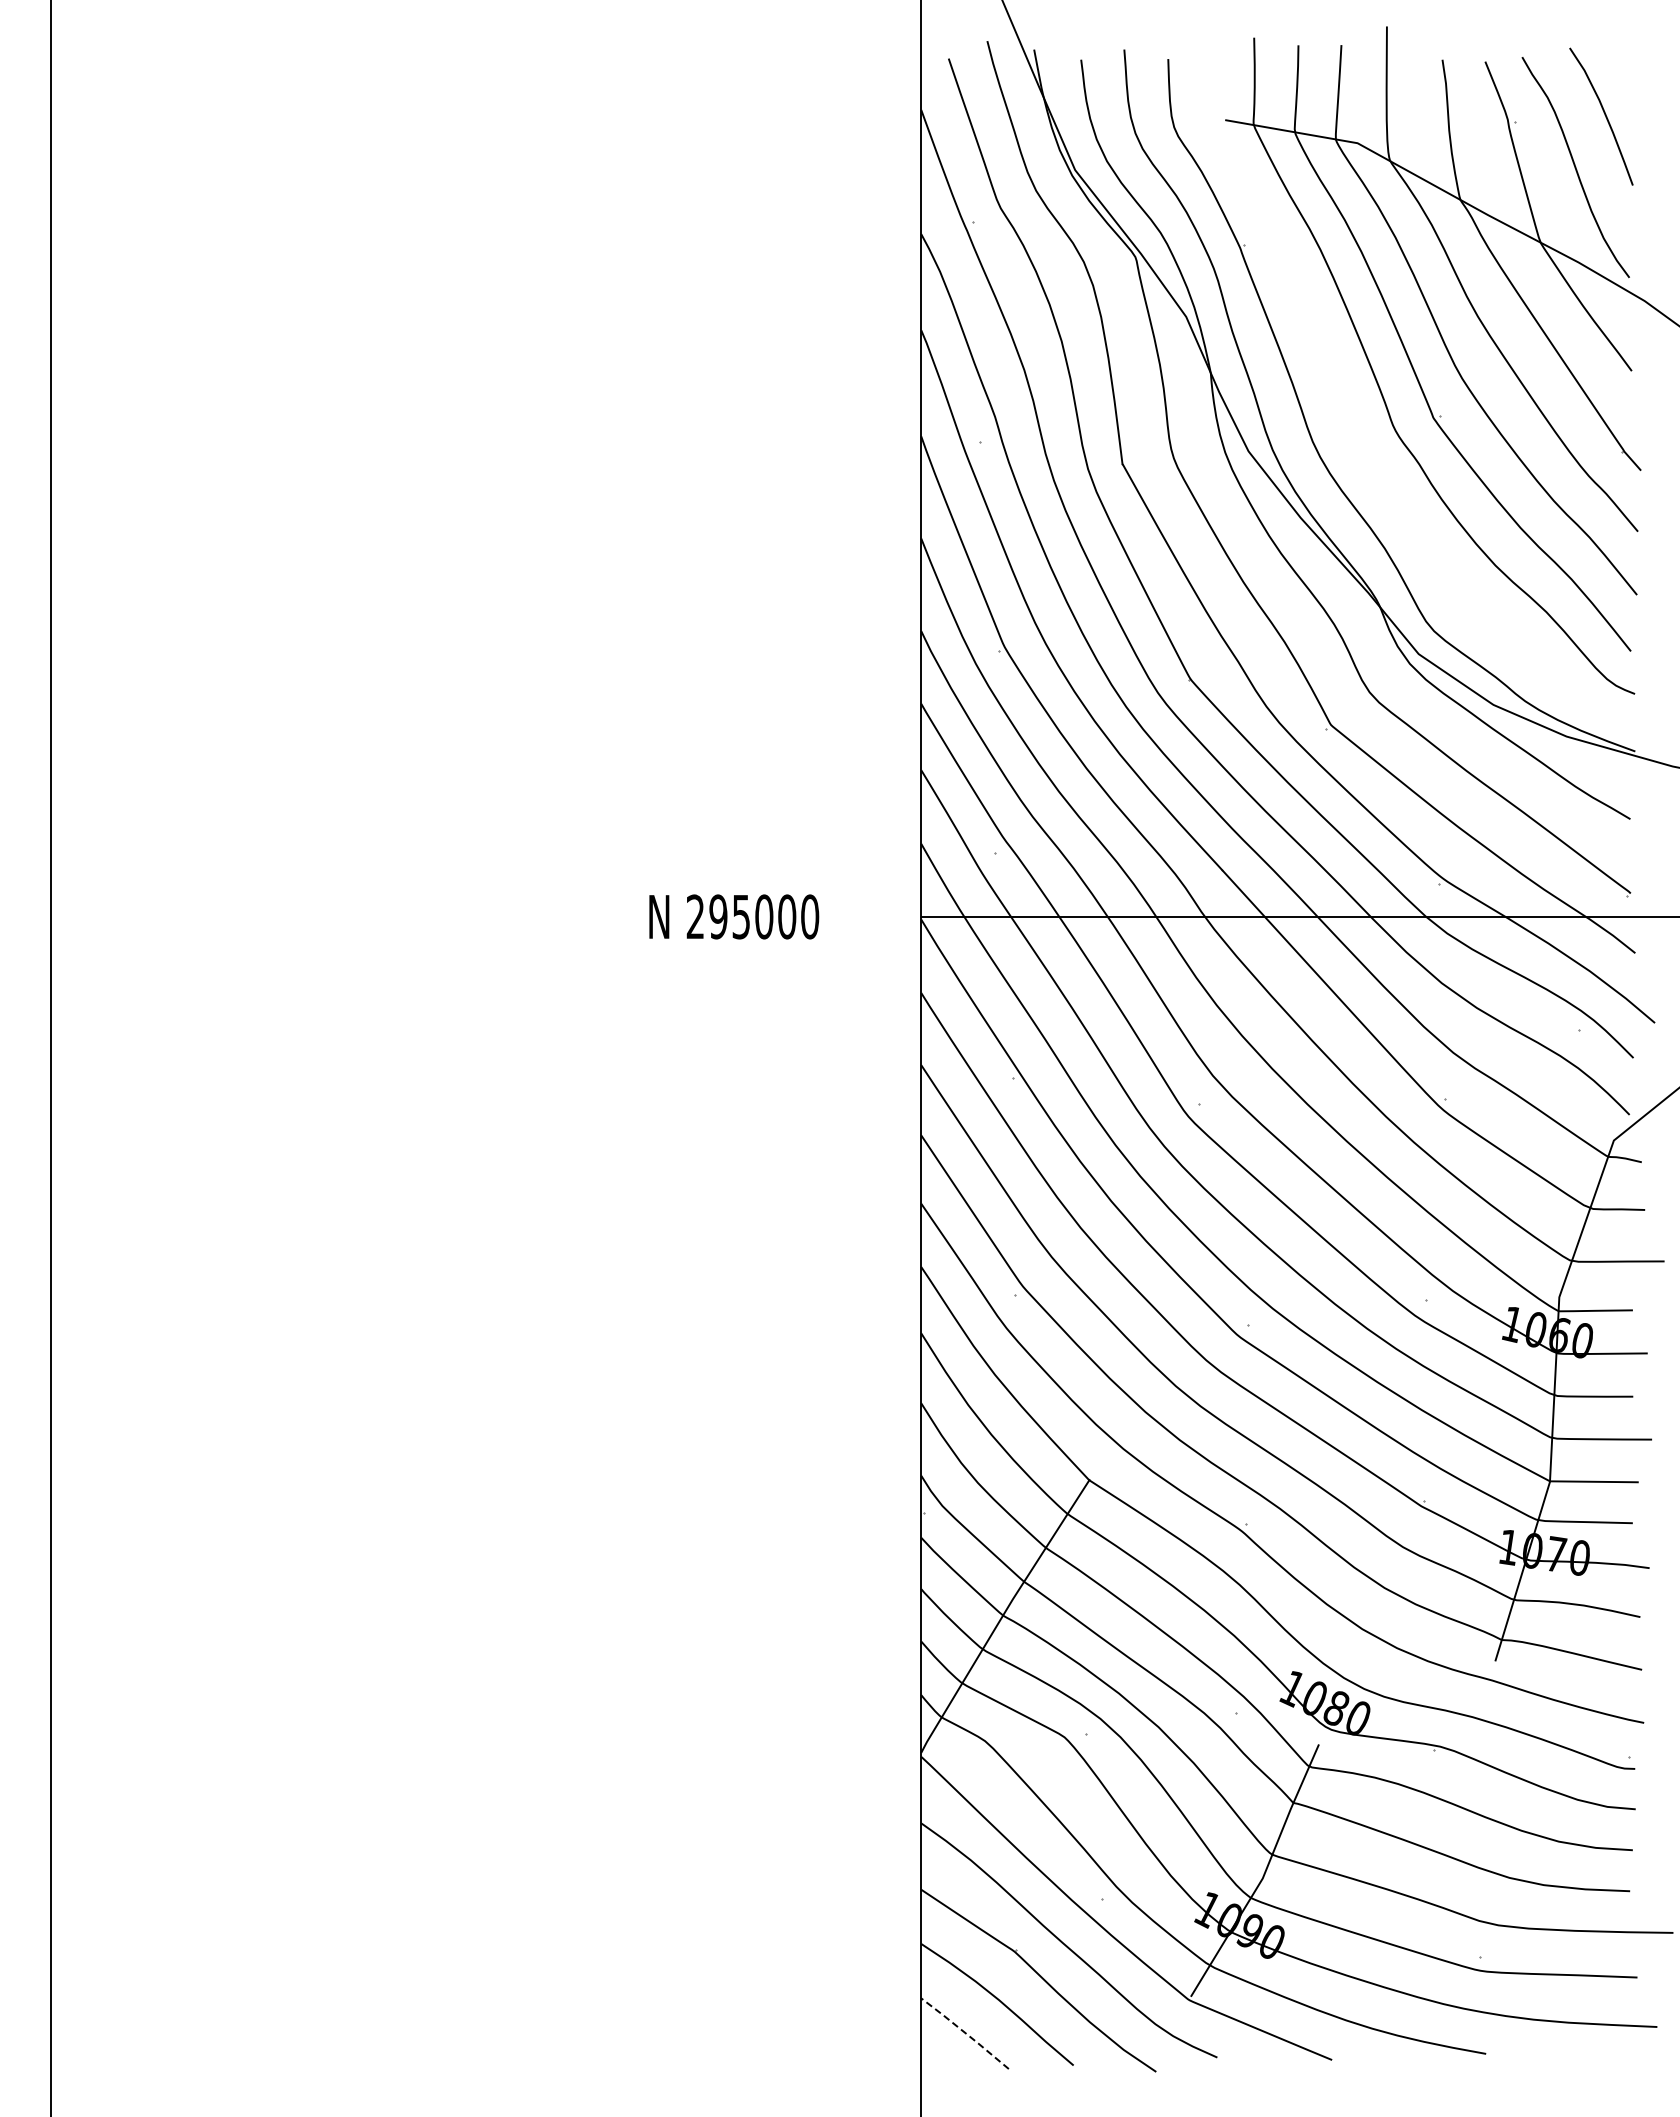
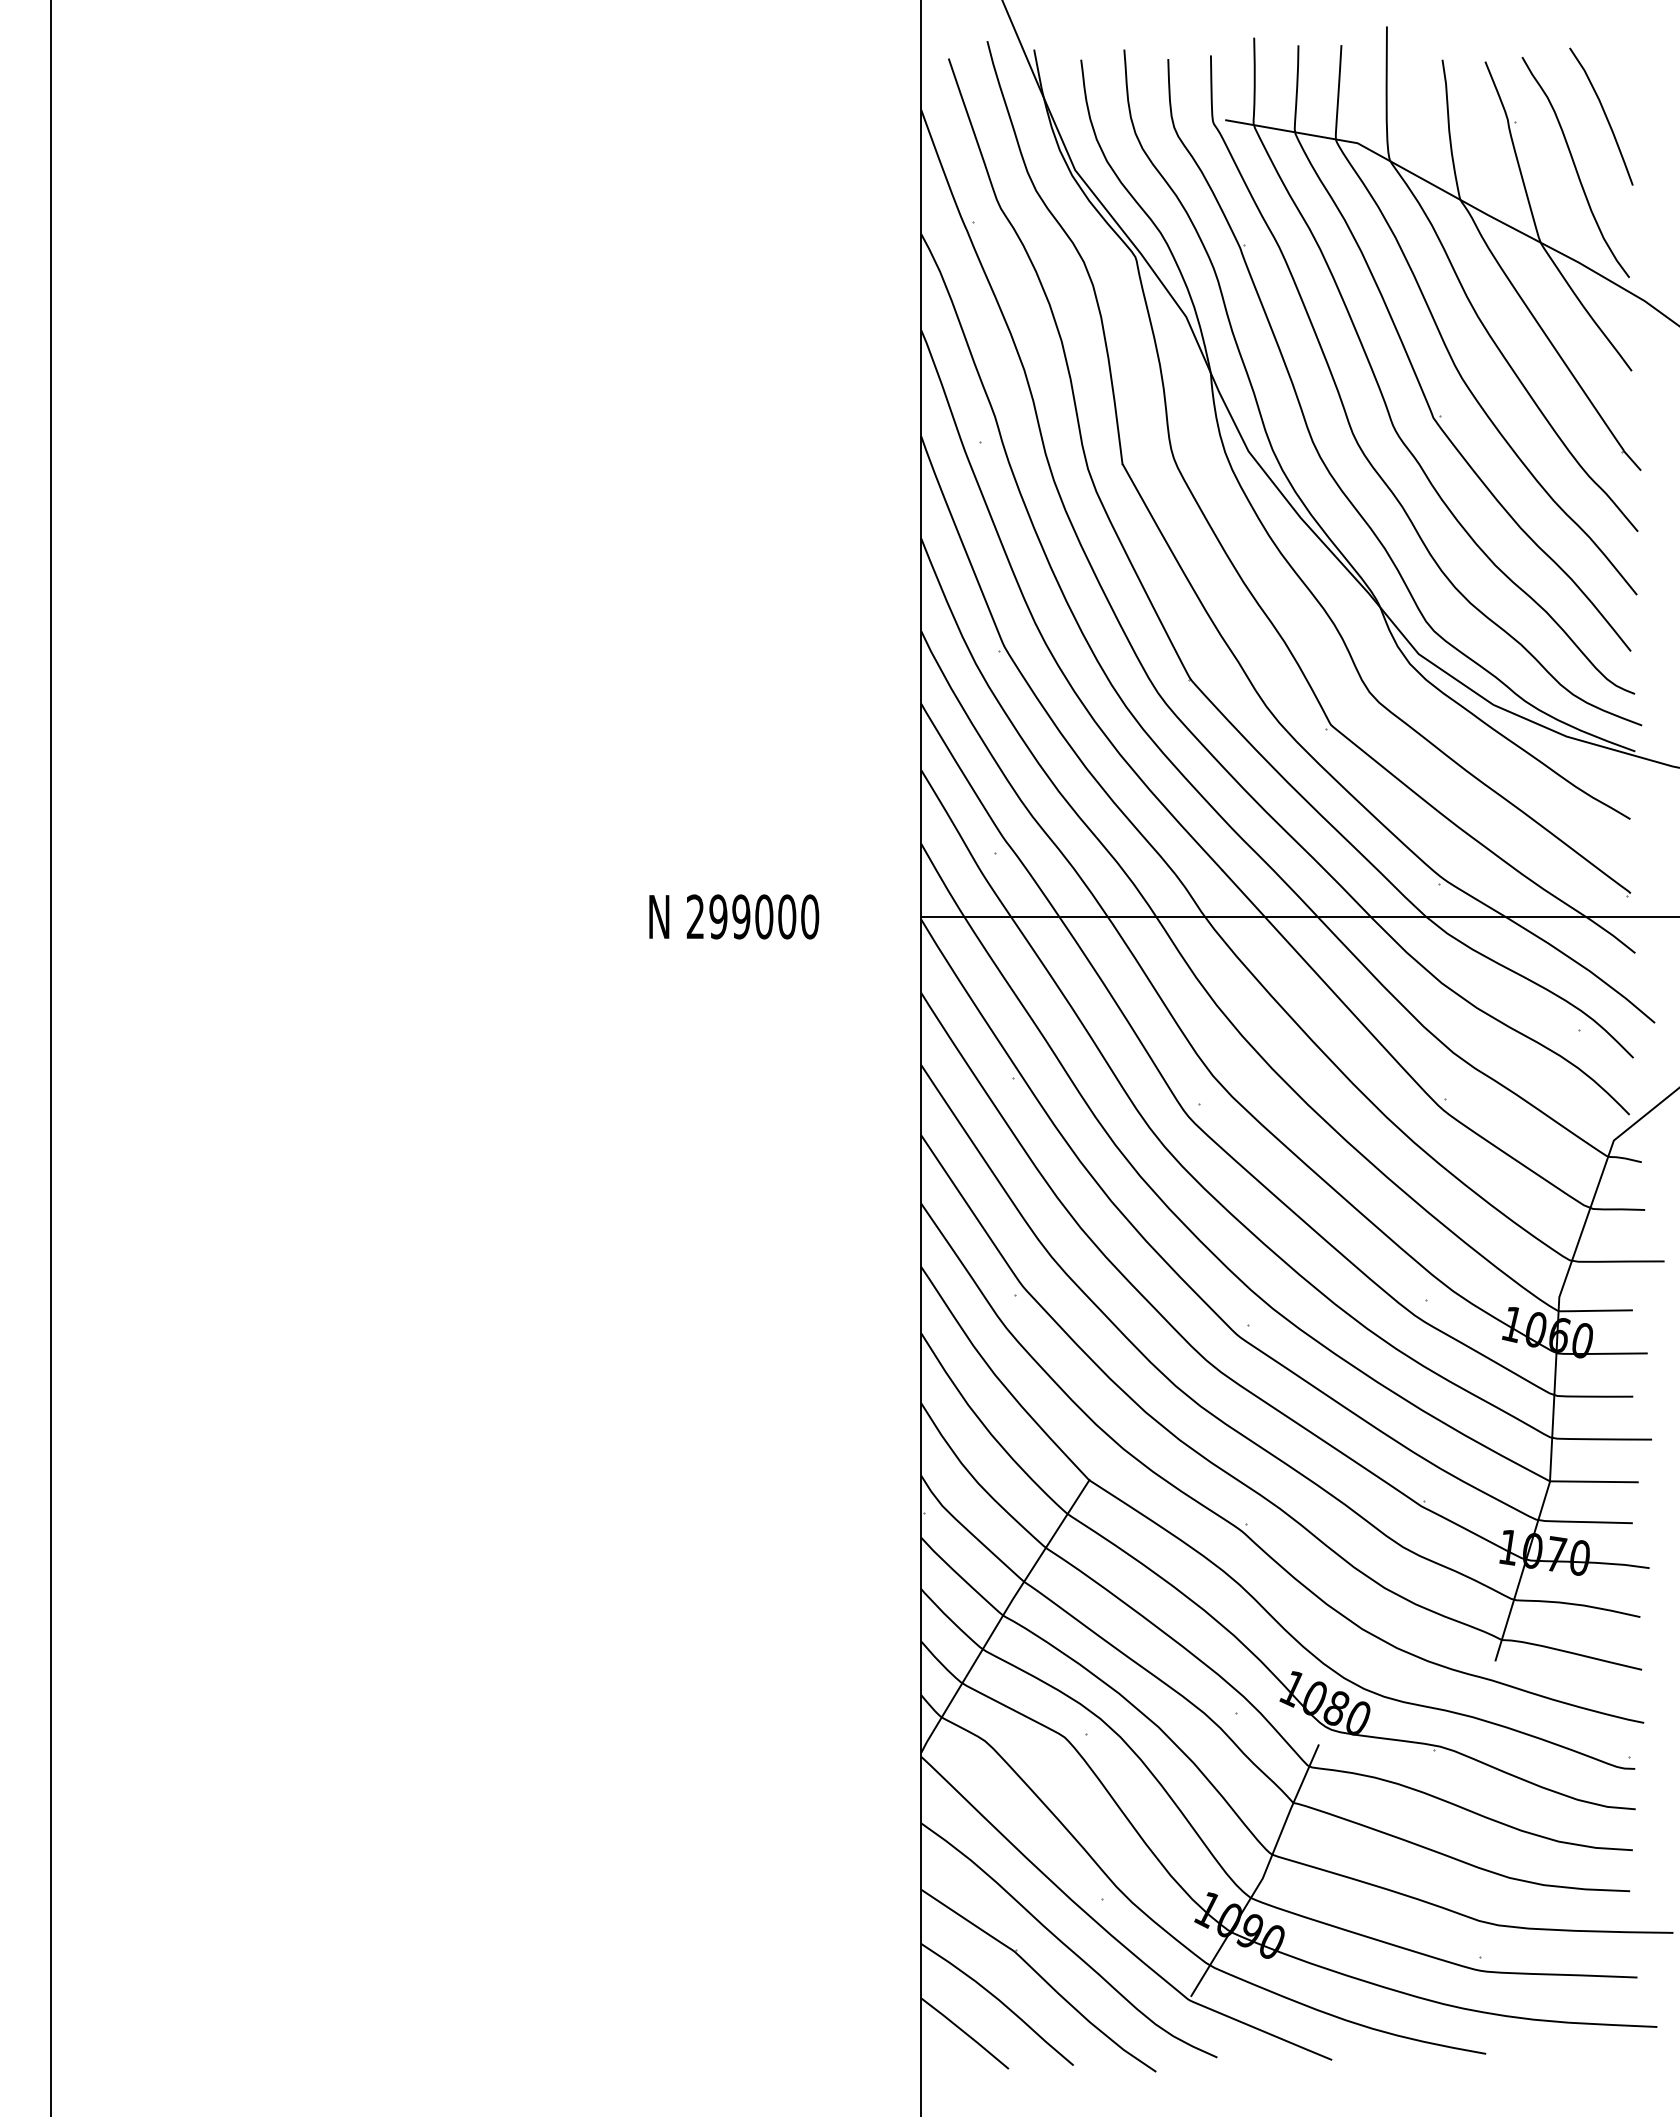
curve: none -> present (1346, 411)
text: 295000 -> 299000 (741, 916)
line: dashed -> solid (965, 2033)
